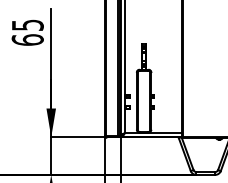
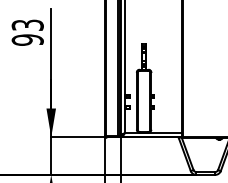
text: 65 -> 93 (27, 32)
